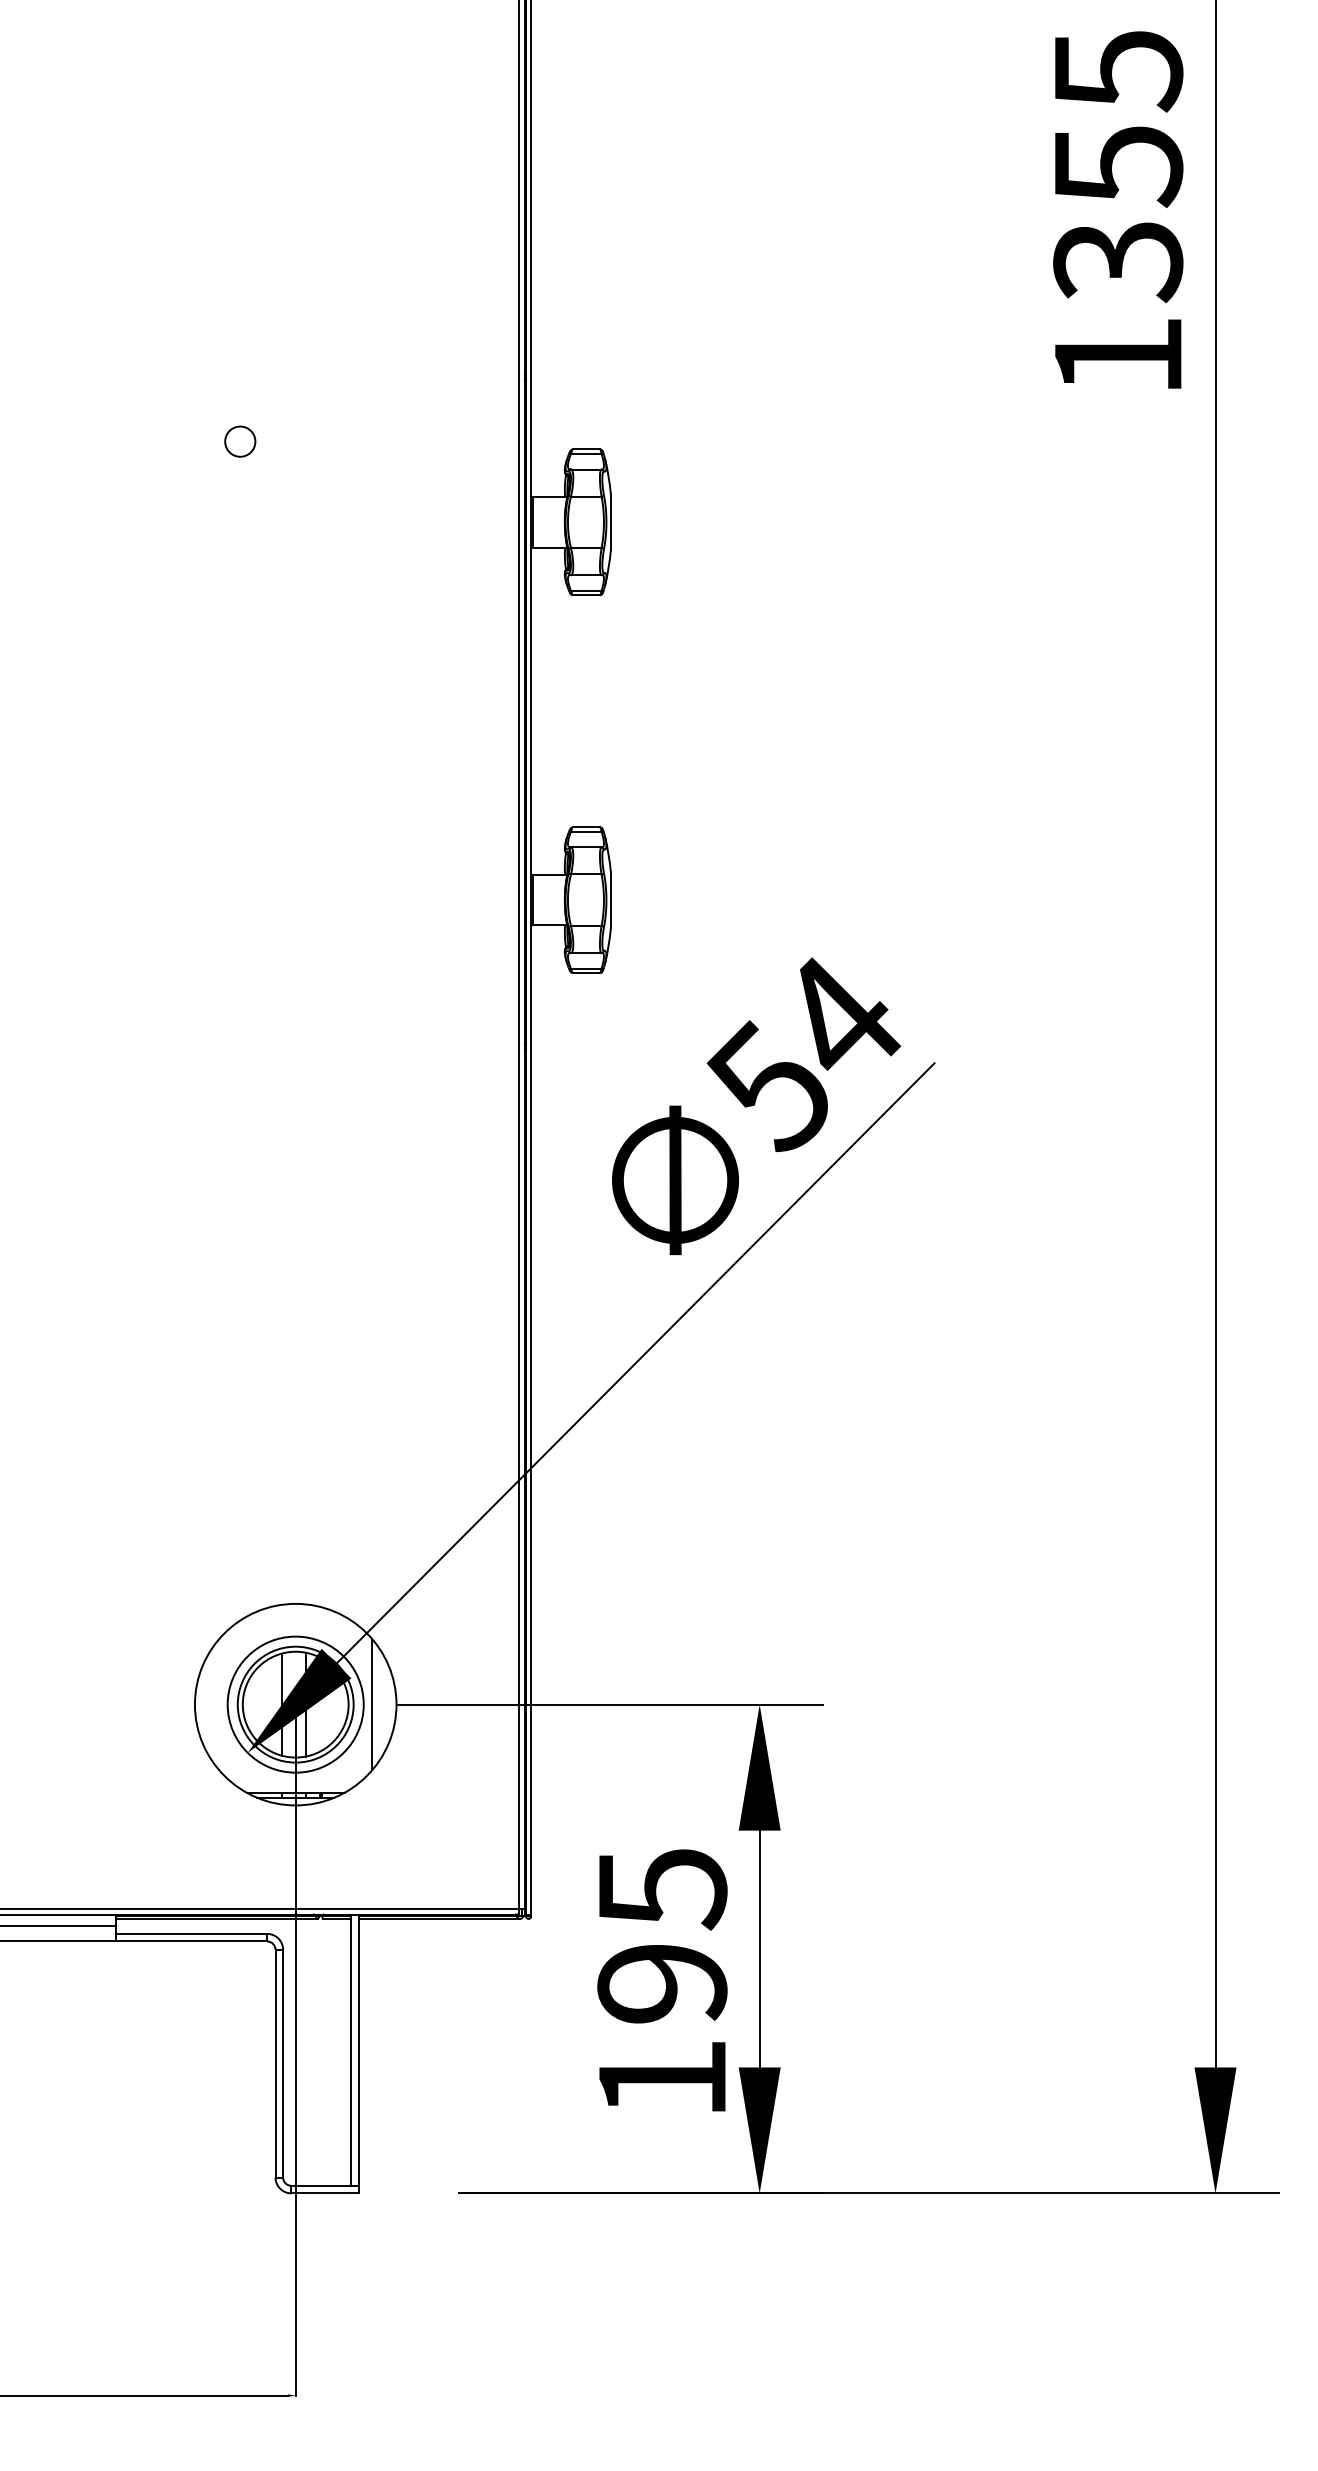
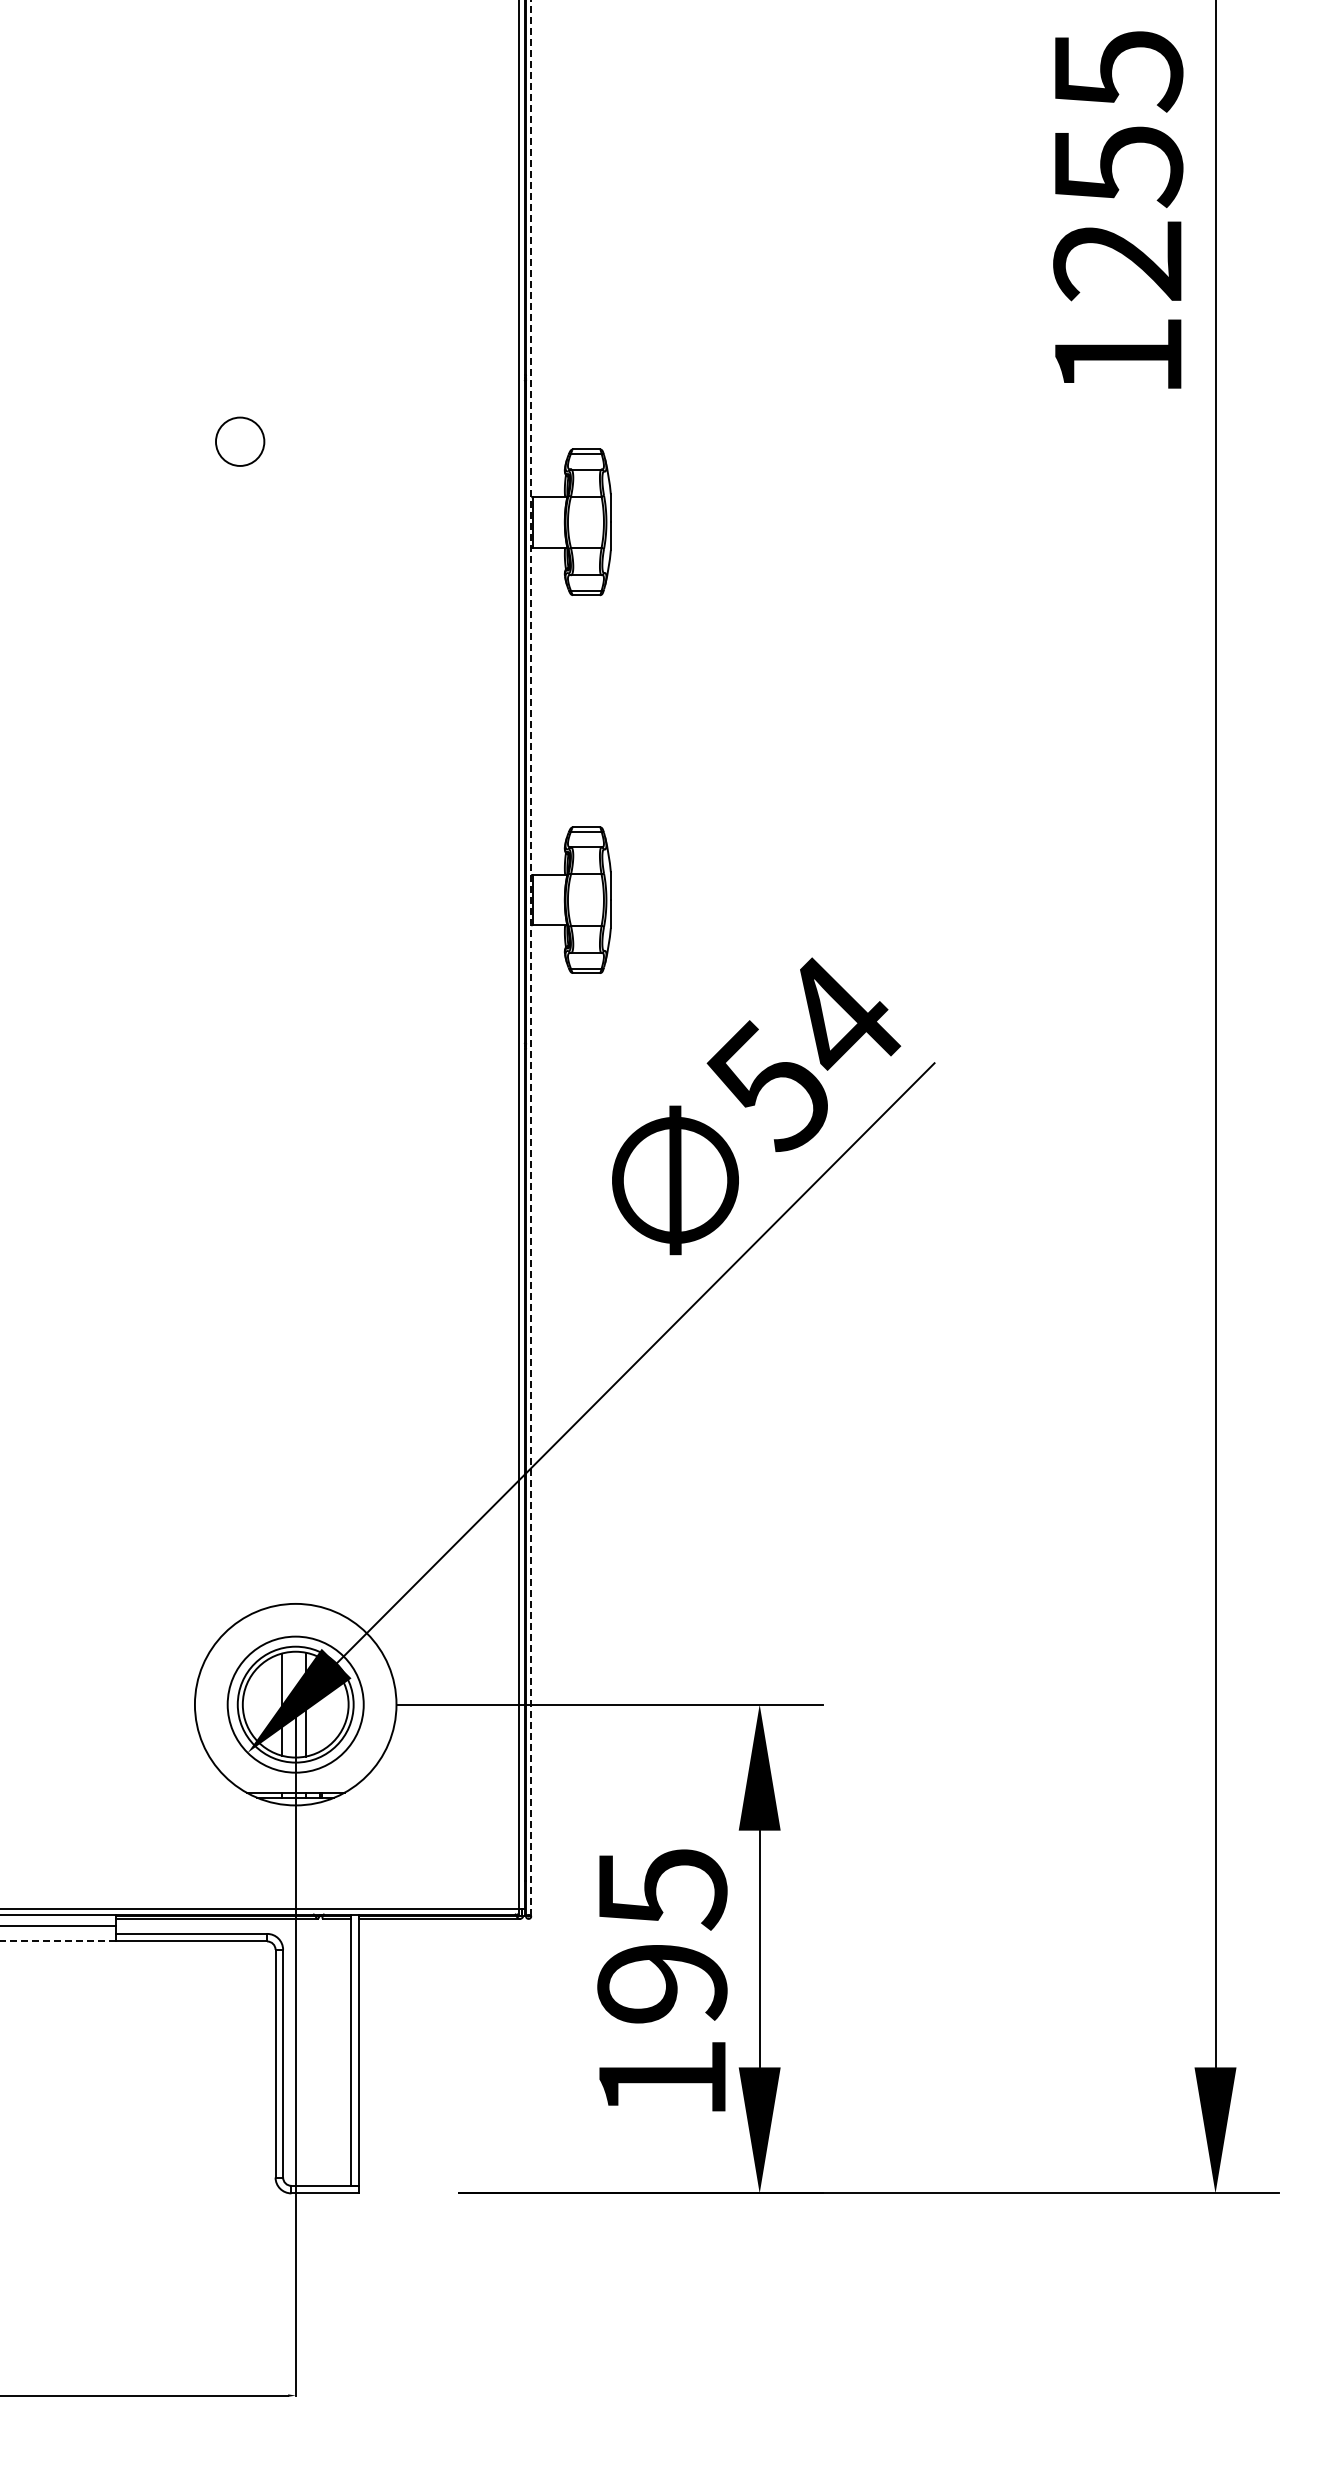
text: 1355 -> 1255 (1118, 262)
circle size: 33x33 px -> 51x51 px (240, 441)
line: solid -> dashed (531, 958)
line: present -> none (372, 1704)
line: solid -> dashed (58, 1941)
